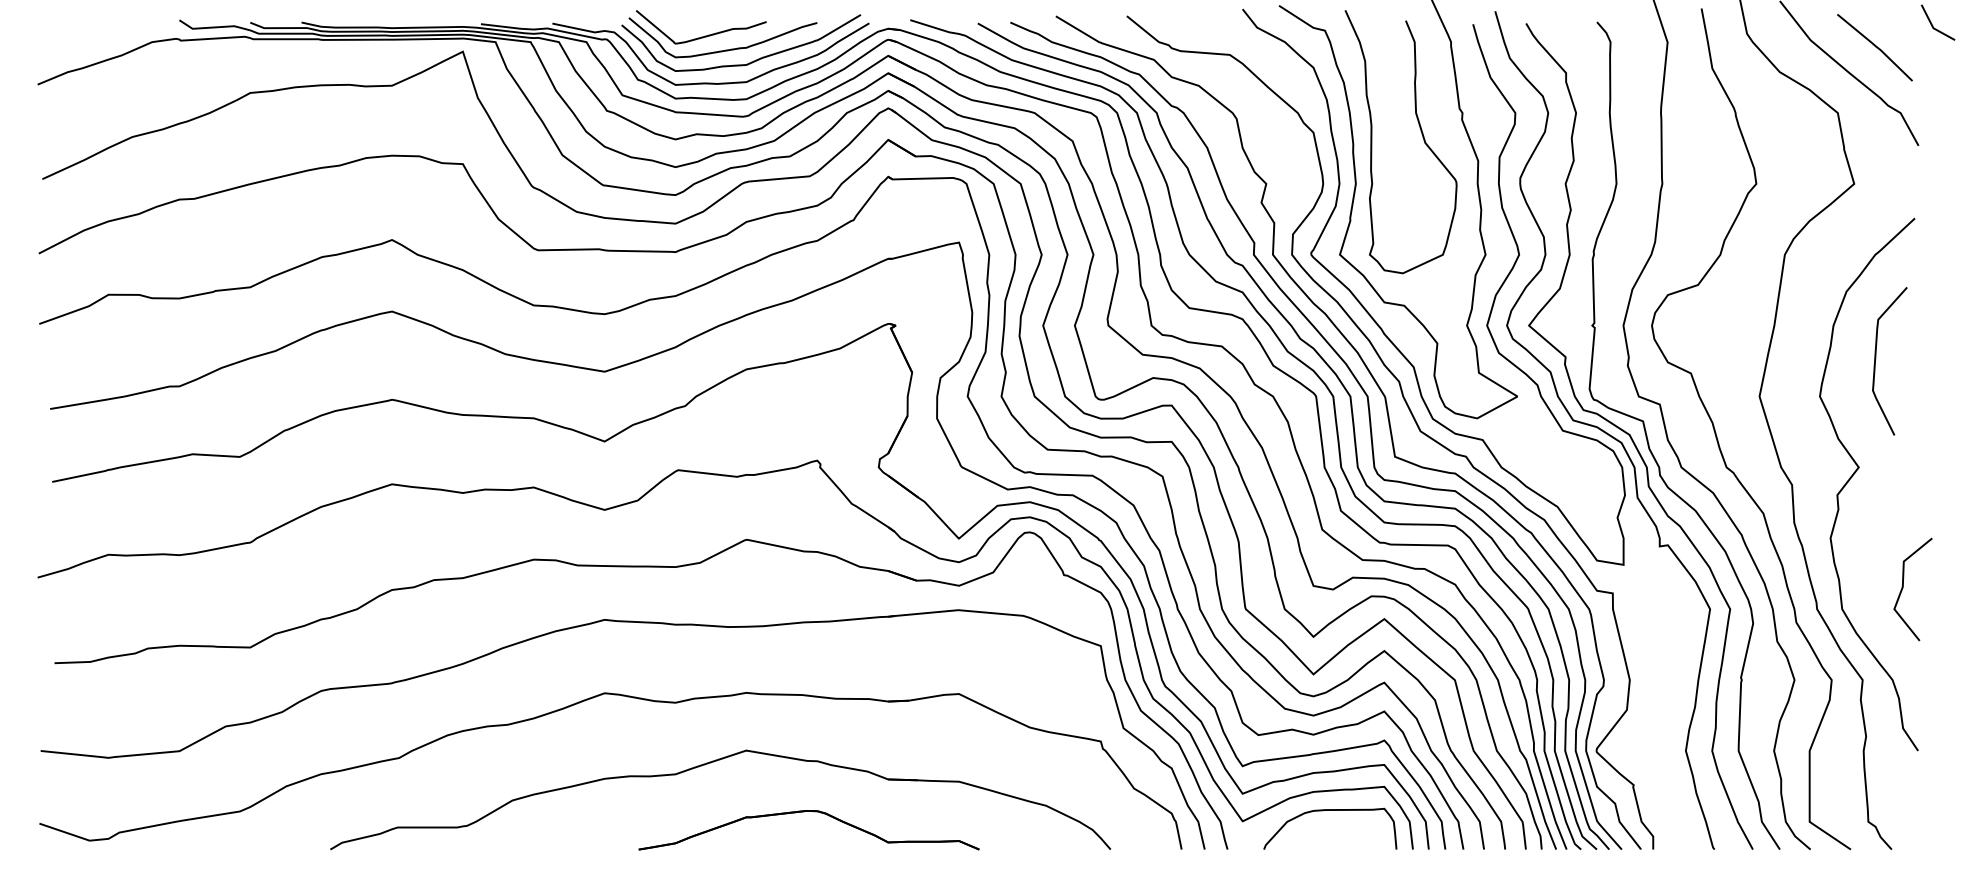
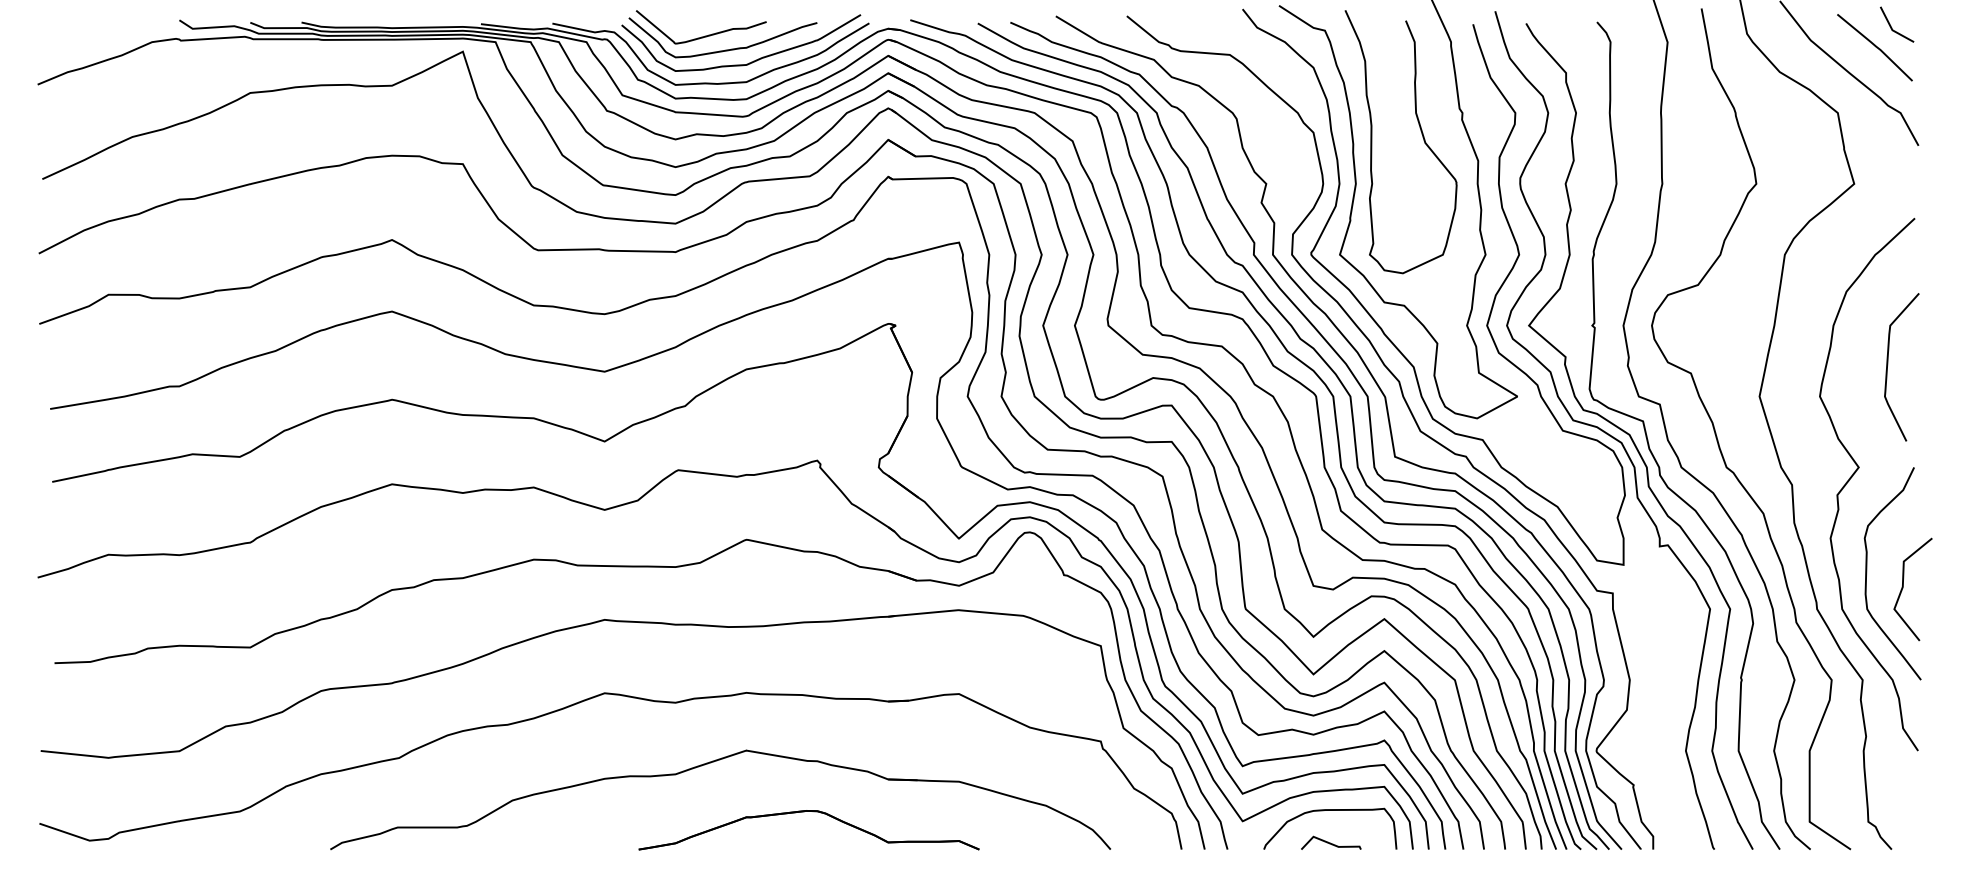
line position: (1933, 25) -> (1892, 27) (1892, 27)
curve position: (1876, 359) -> (1888, 365) (1888, 365)
curve: none -> present (1867, 573)
line: none -> present (1330, 842)
